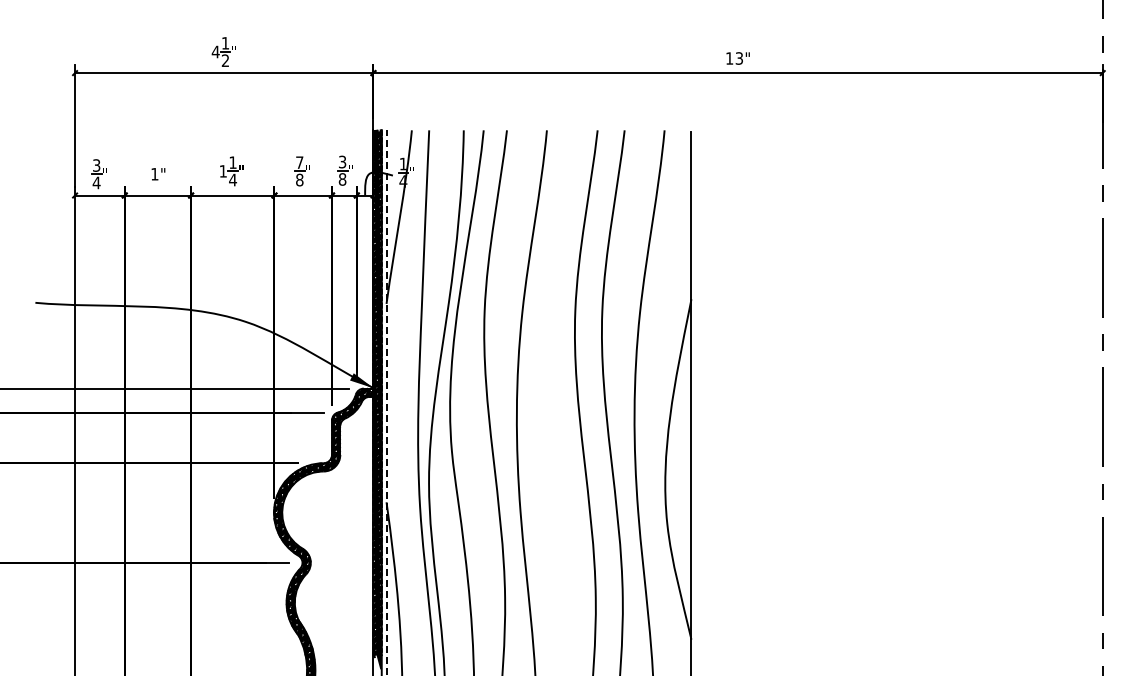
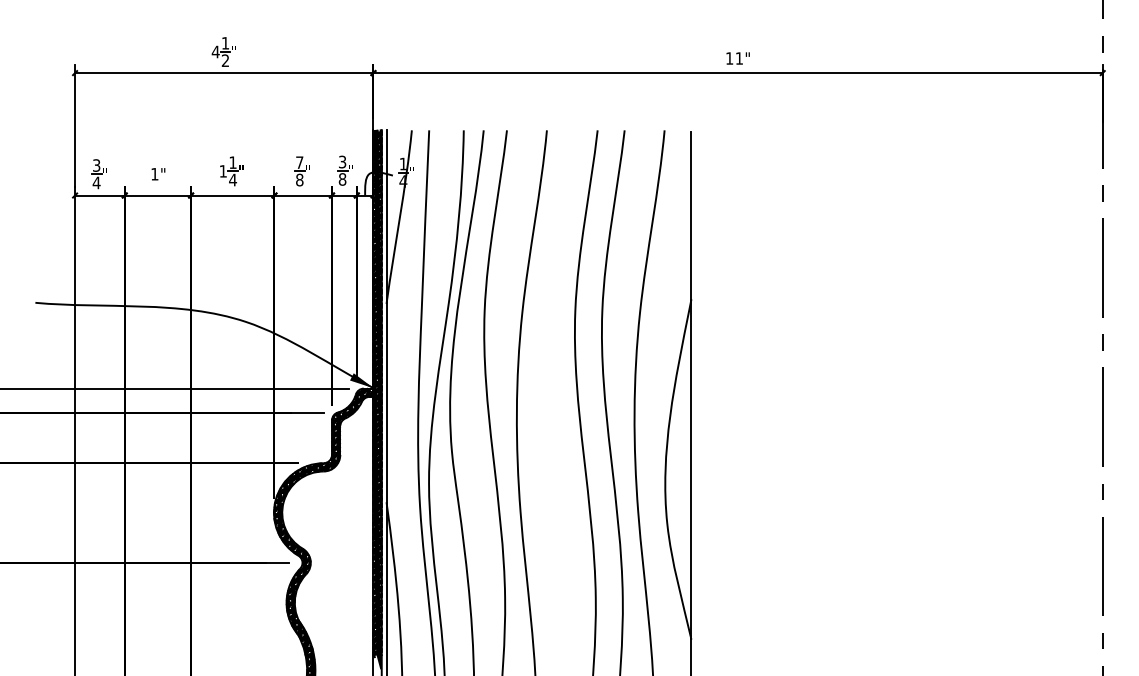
text: 13" -> 11" (738, 58)
line: dashed -> solid (386, 402)
